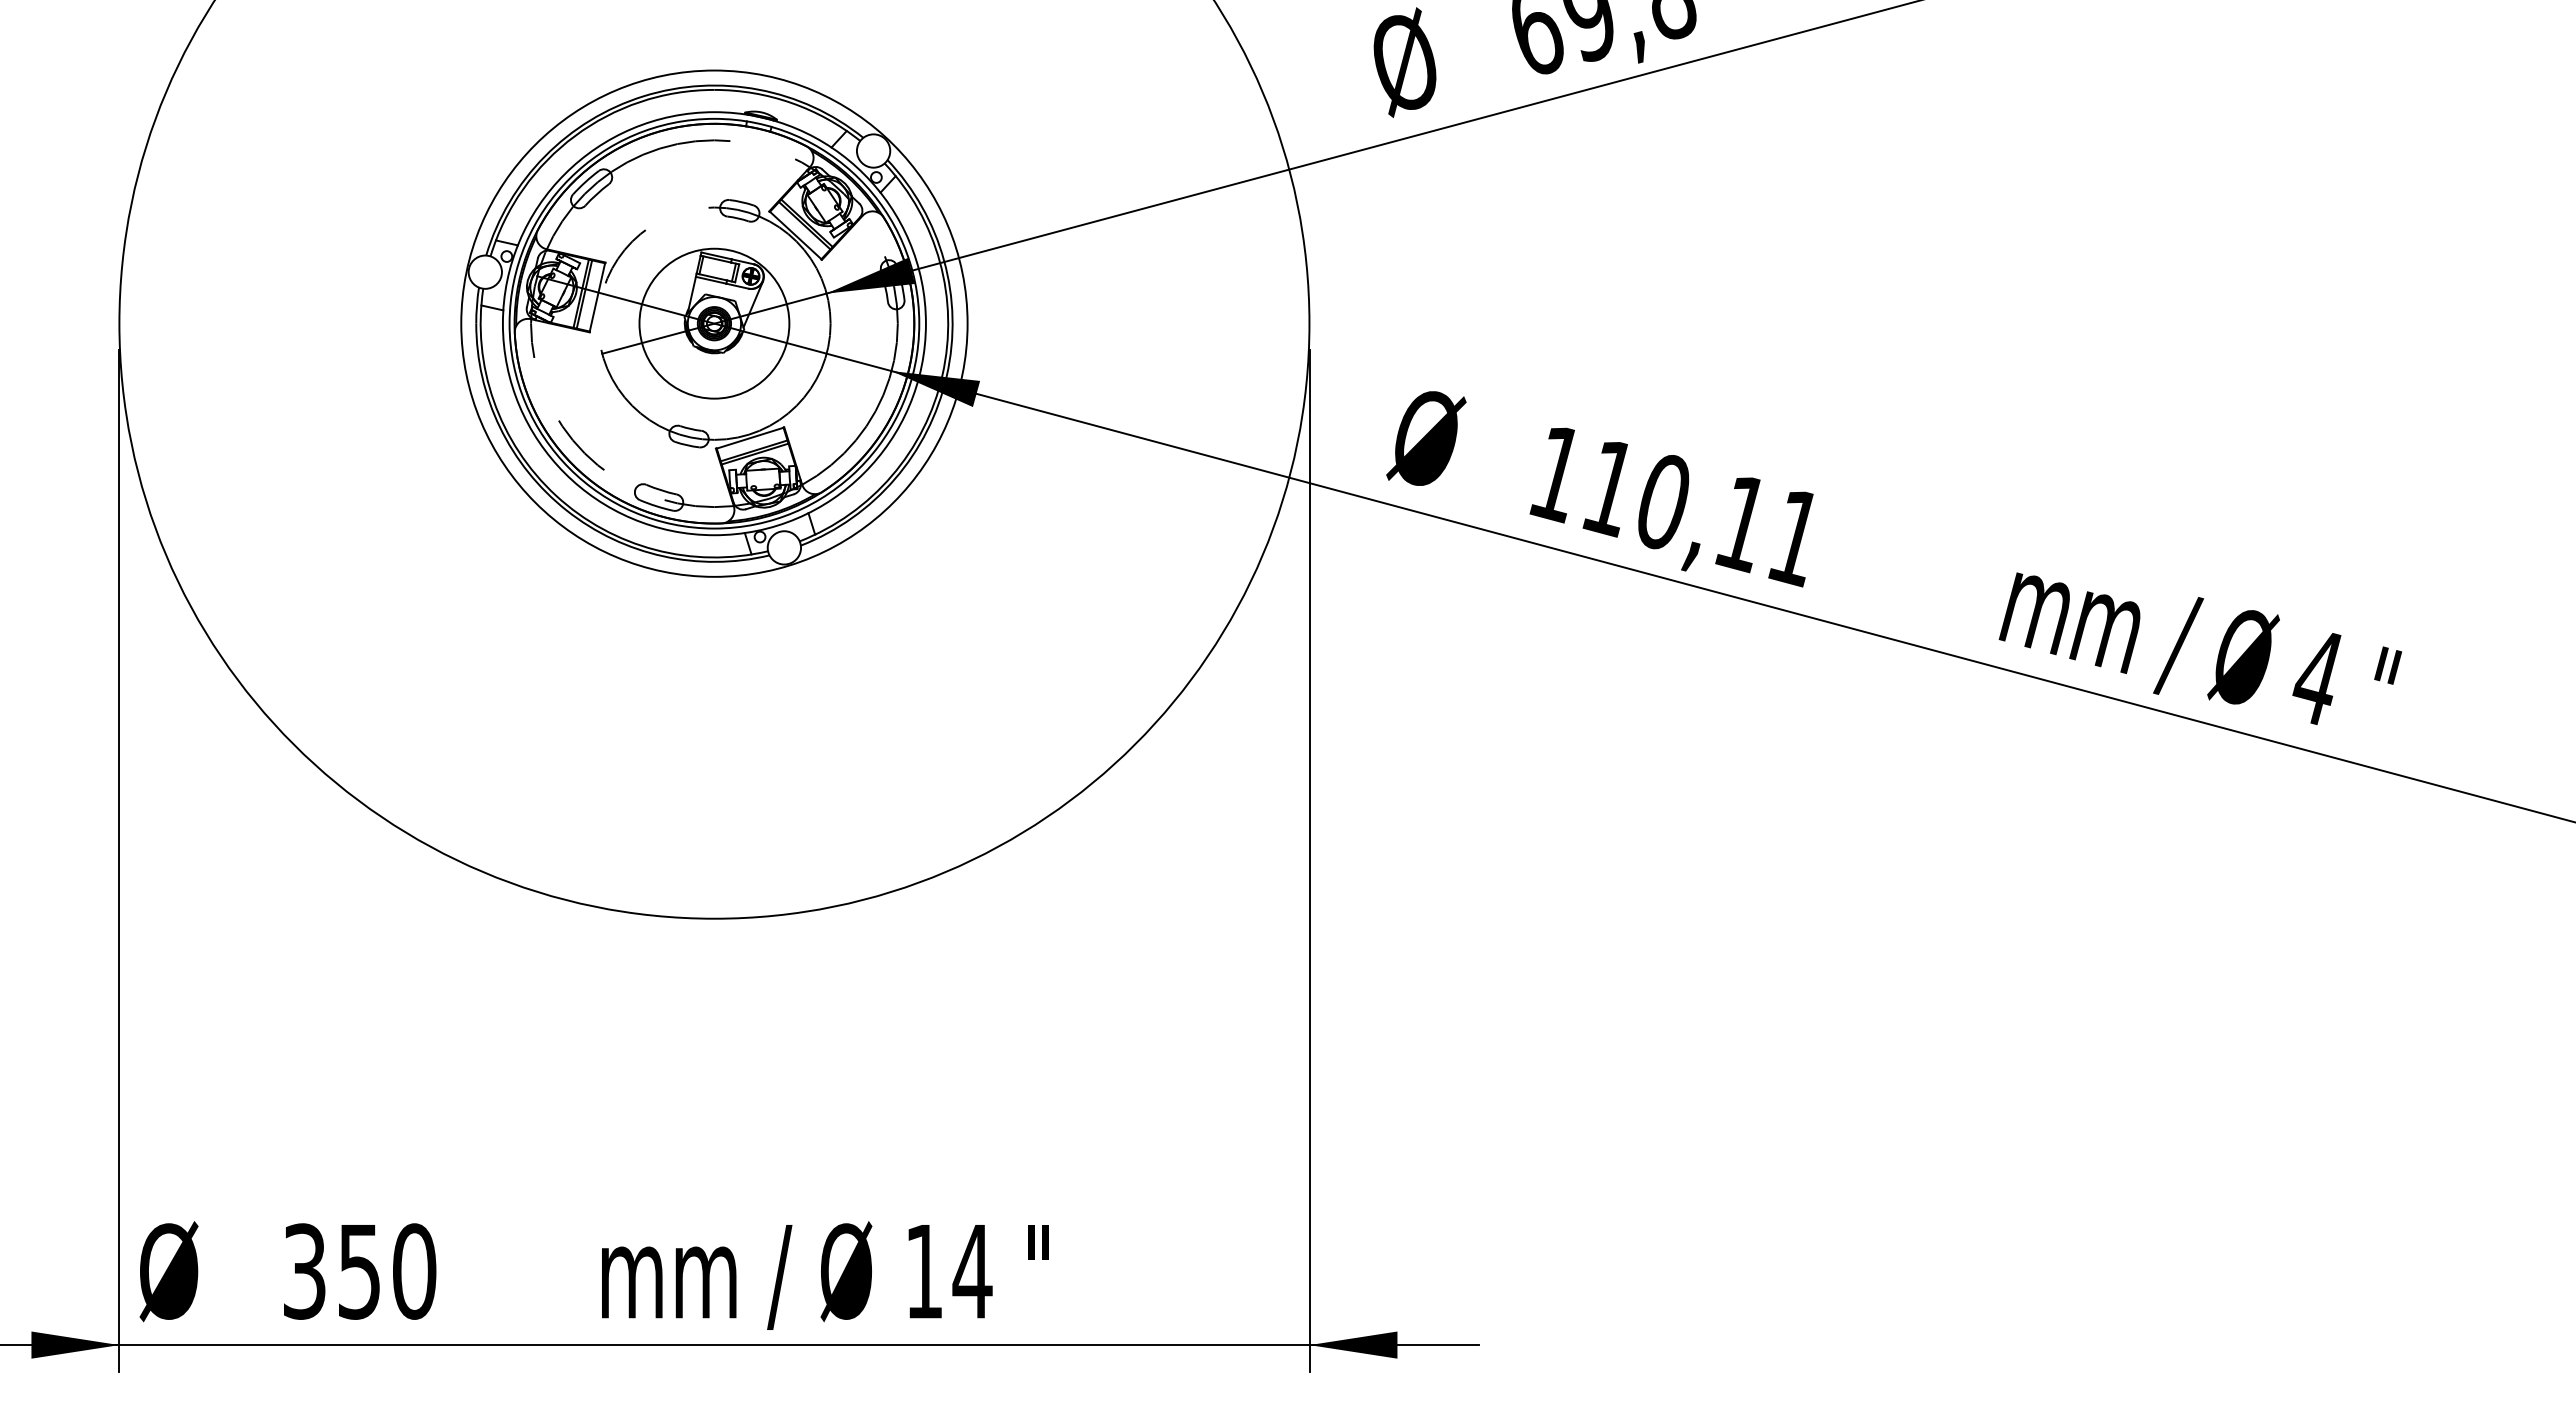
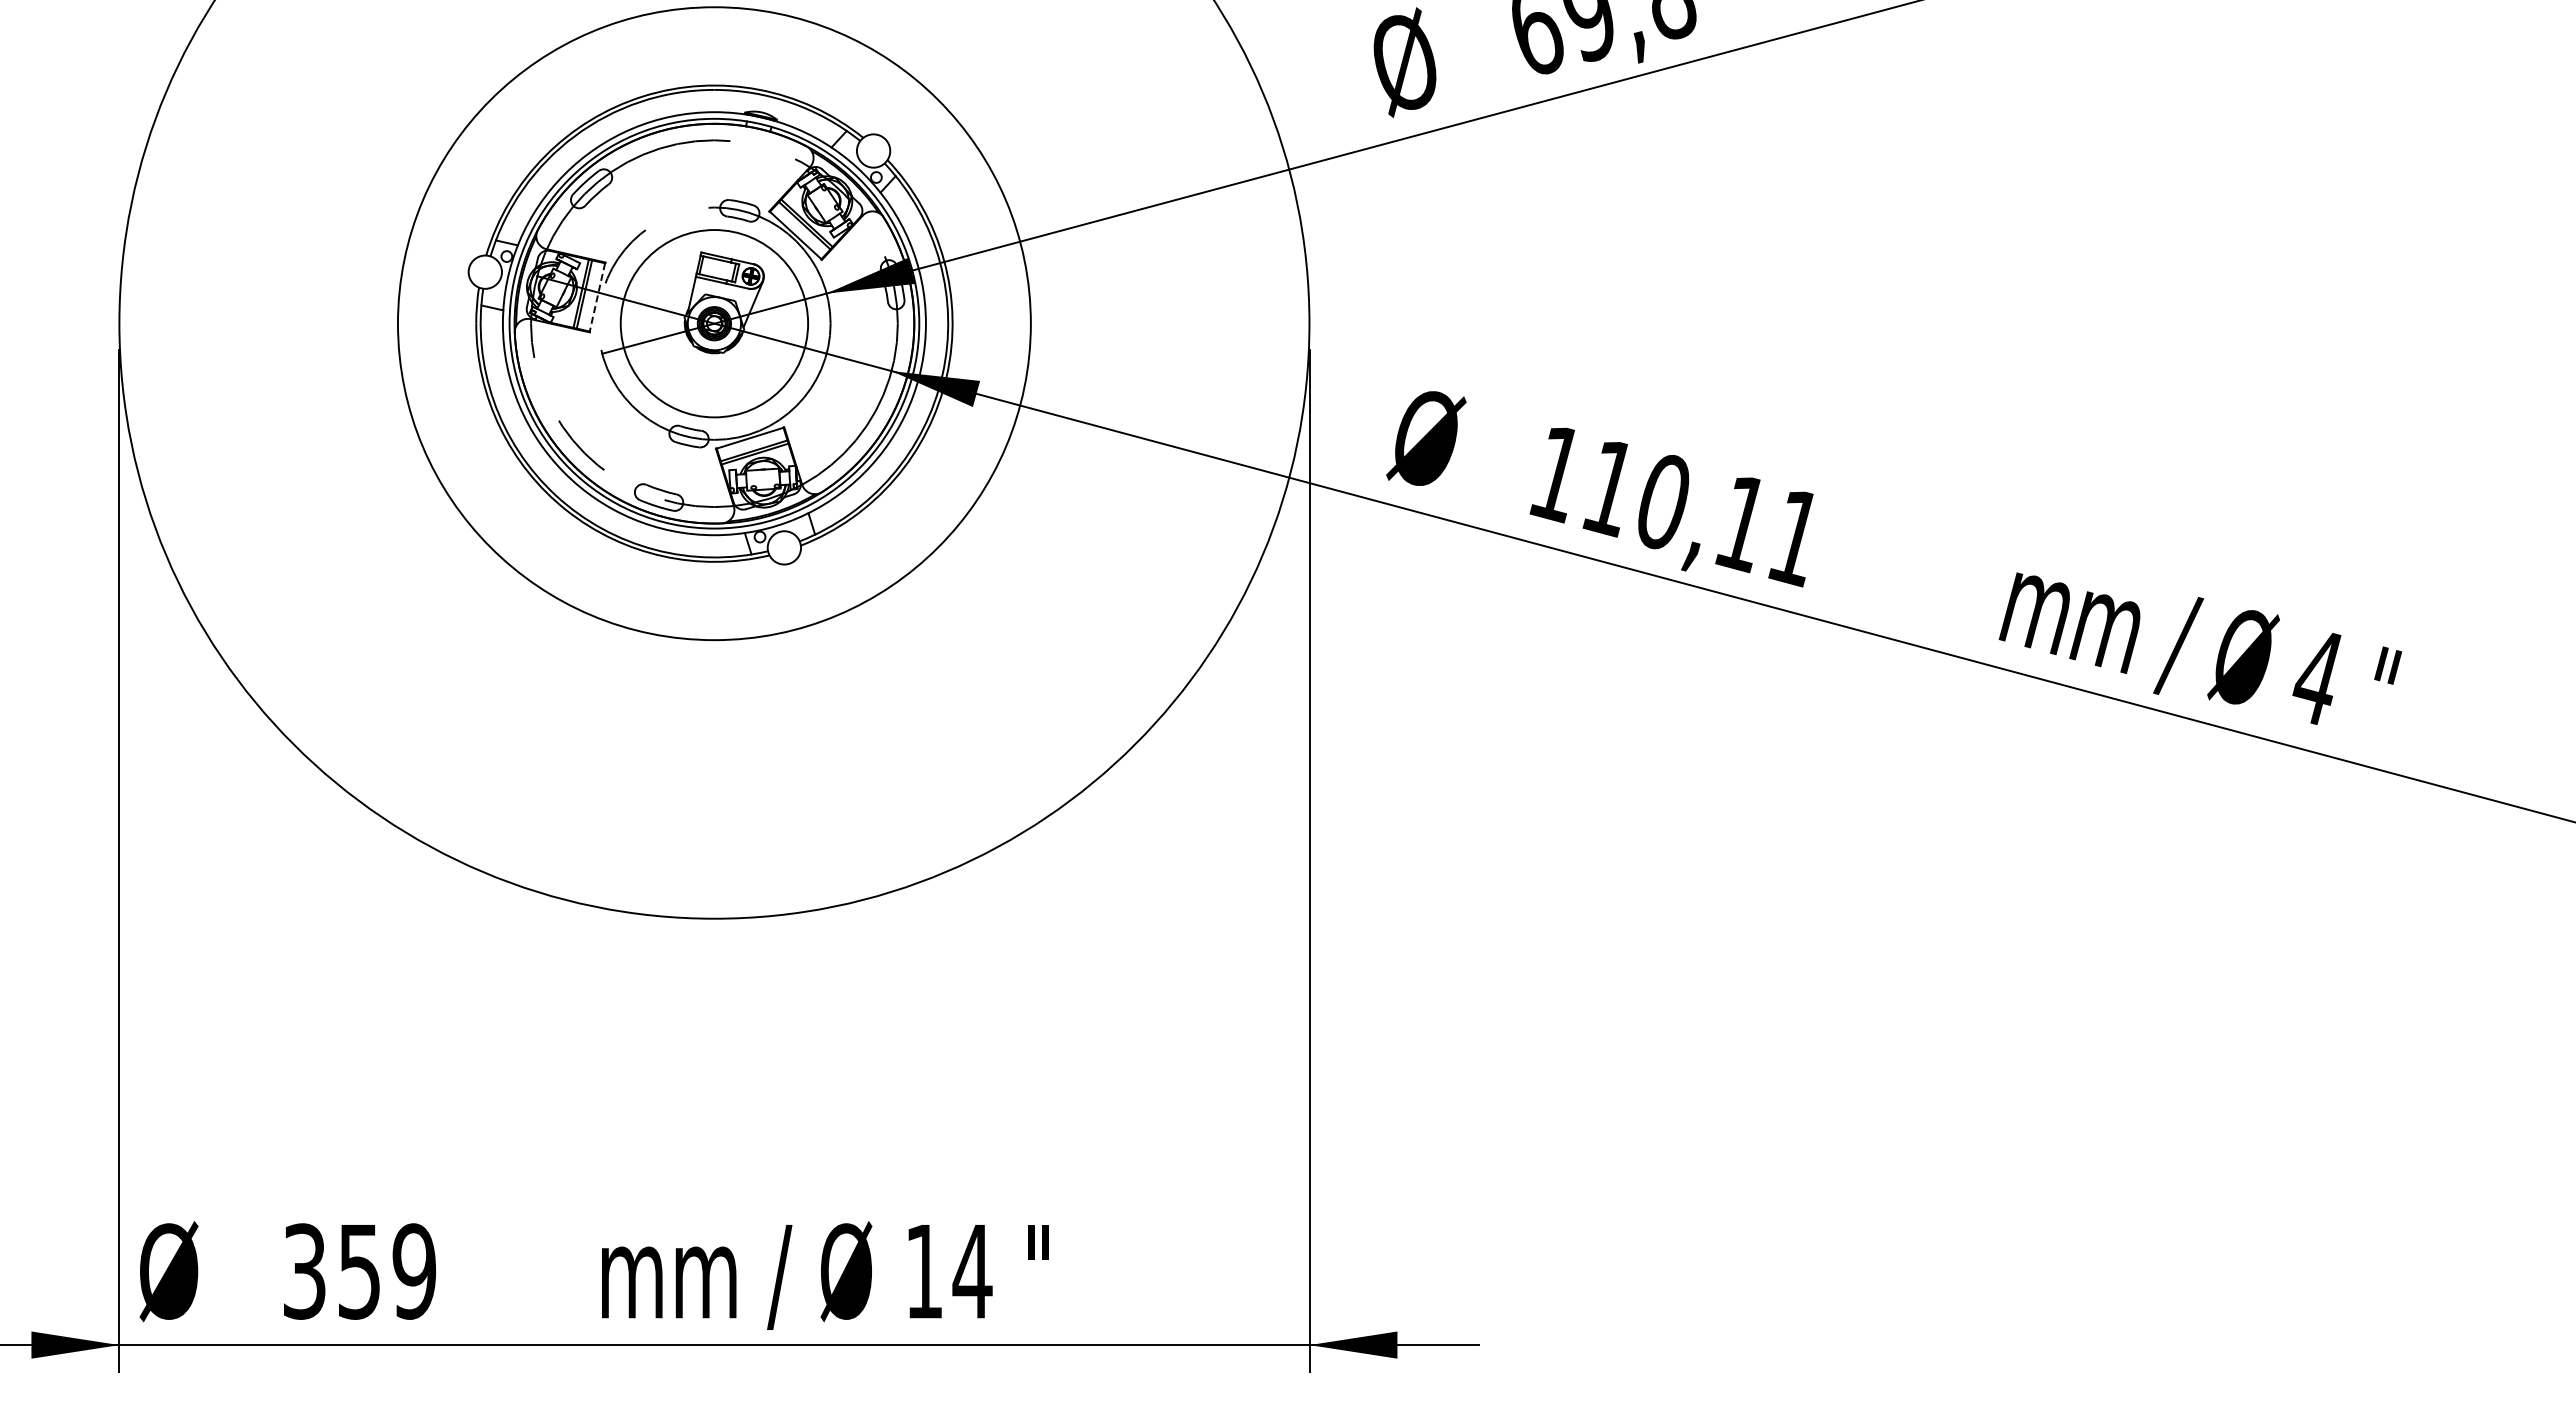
line: solid -> dashed (597, 297)
circle diameter: 150 px -> 187 px (714, 323)
circle diameter: 506 px -> 633 px (713, 323)
text: 350 -> 359 (414, 1271)
